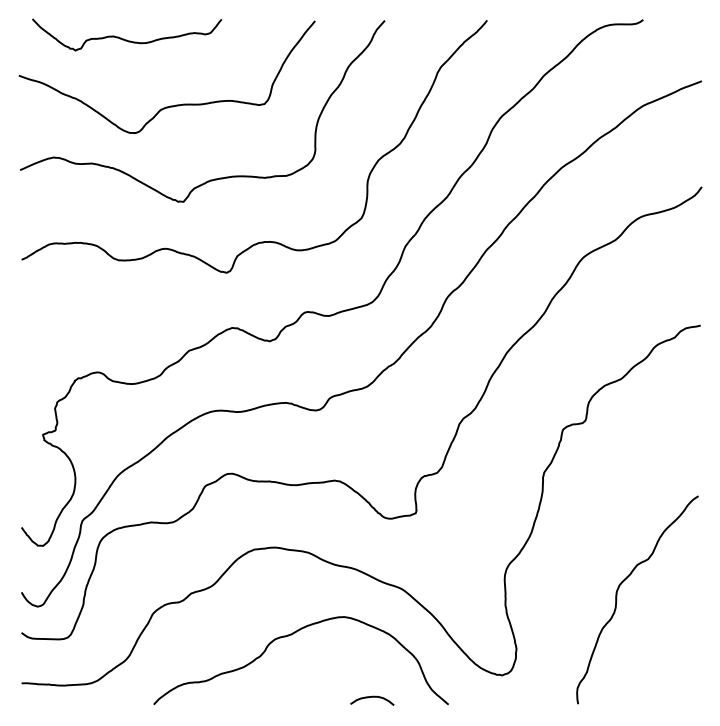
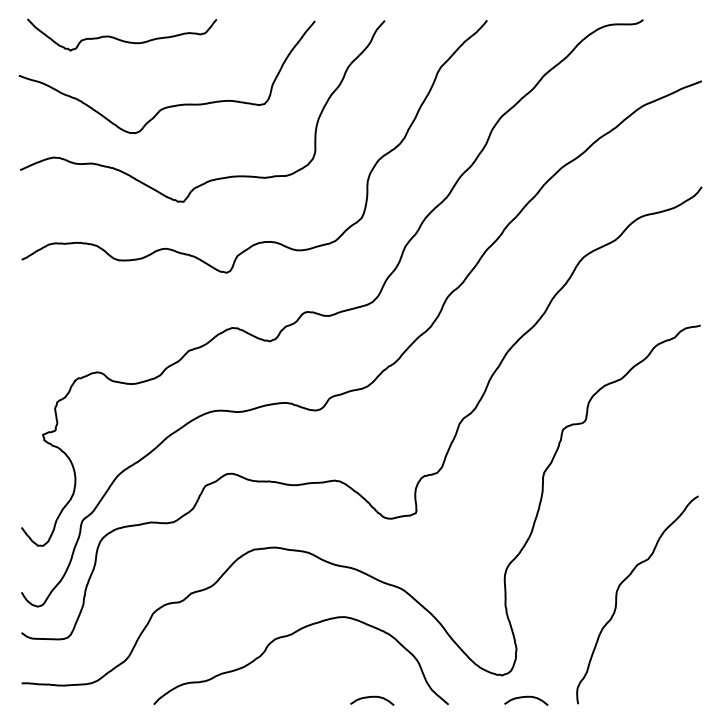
curve position: (126, 39) -> (121, 39) (121, 39)
curve: none -> present (526, 697)
